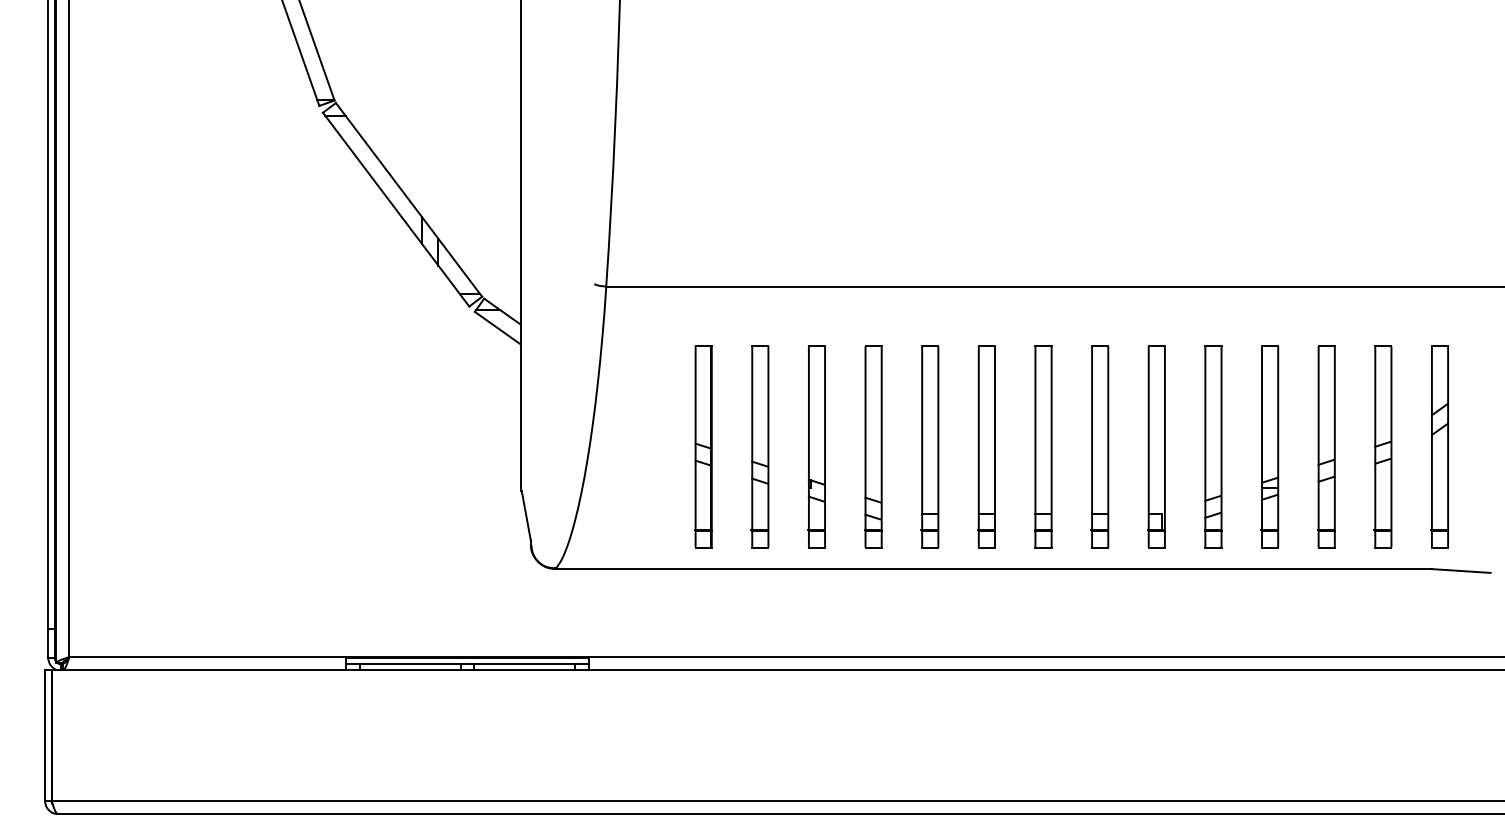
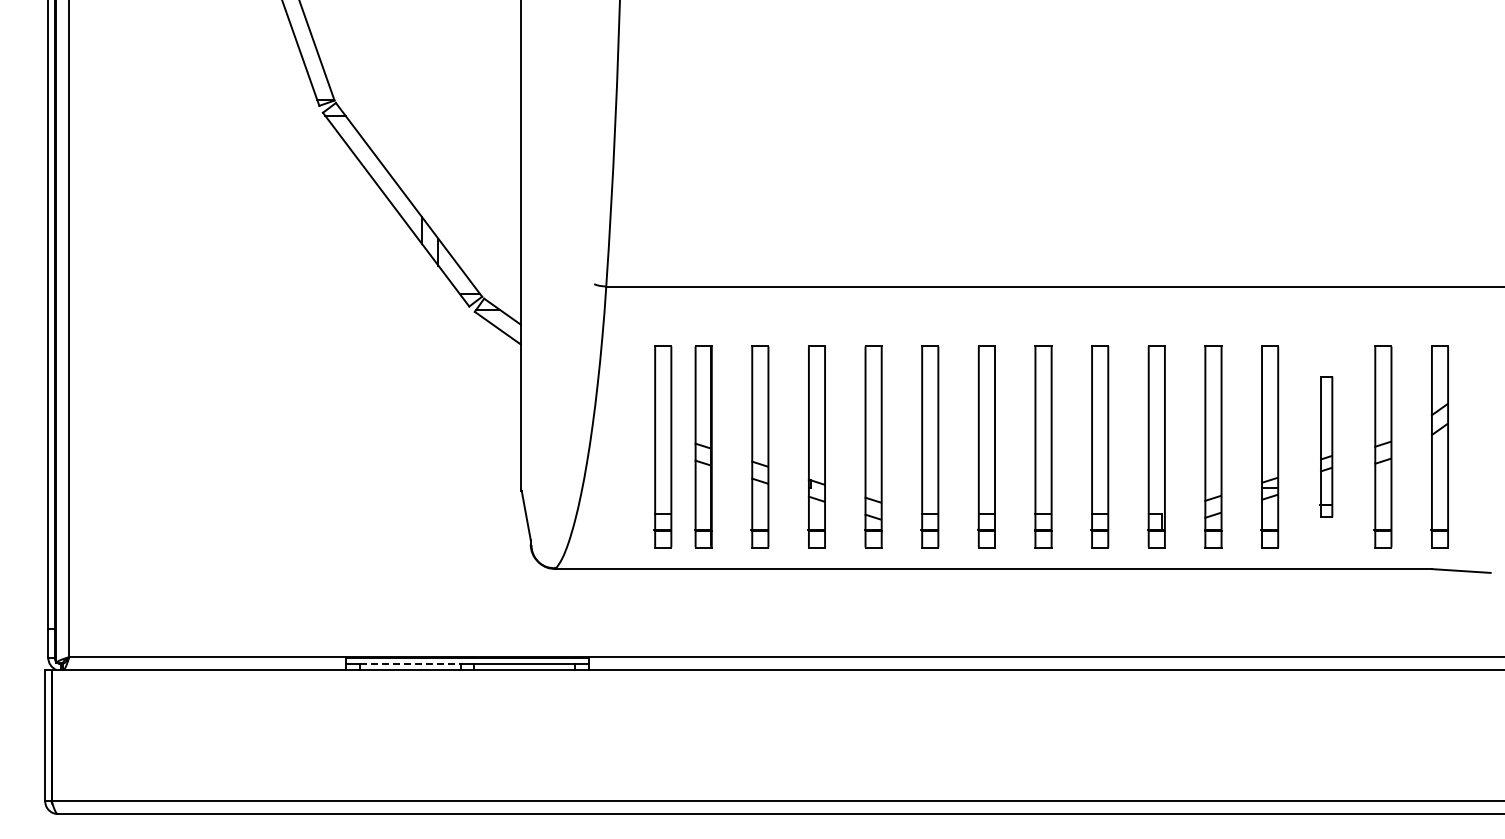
part: none -> present (662, 446)
part size: 19x204 px -> 15x142 px (1326, 446)
line: solid -> dashed (410, 663)
